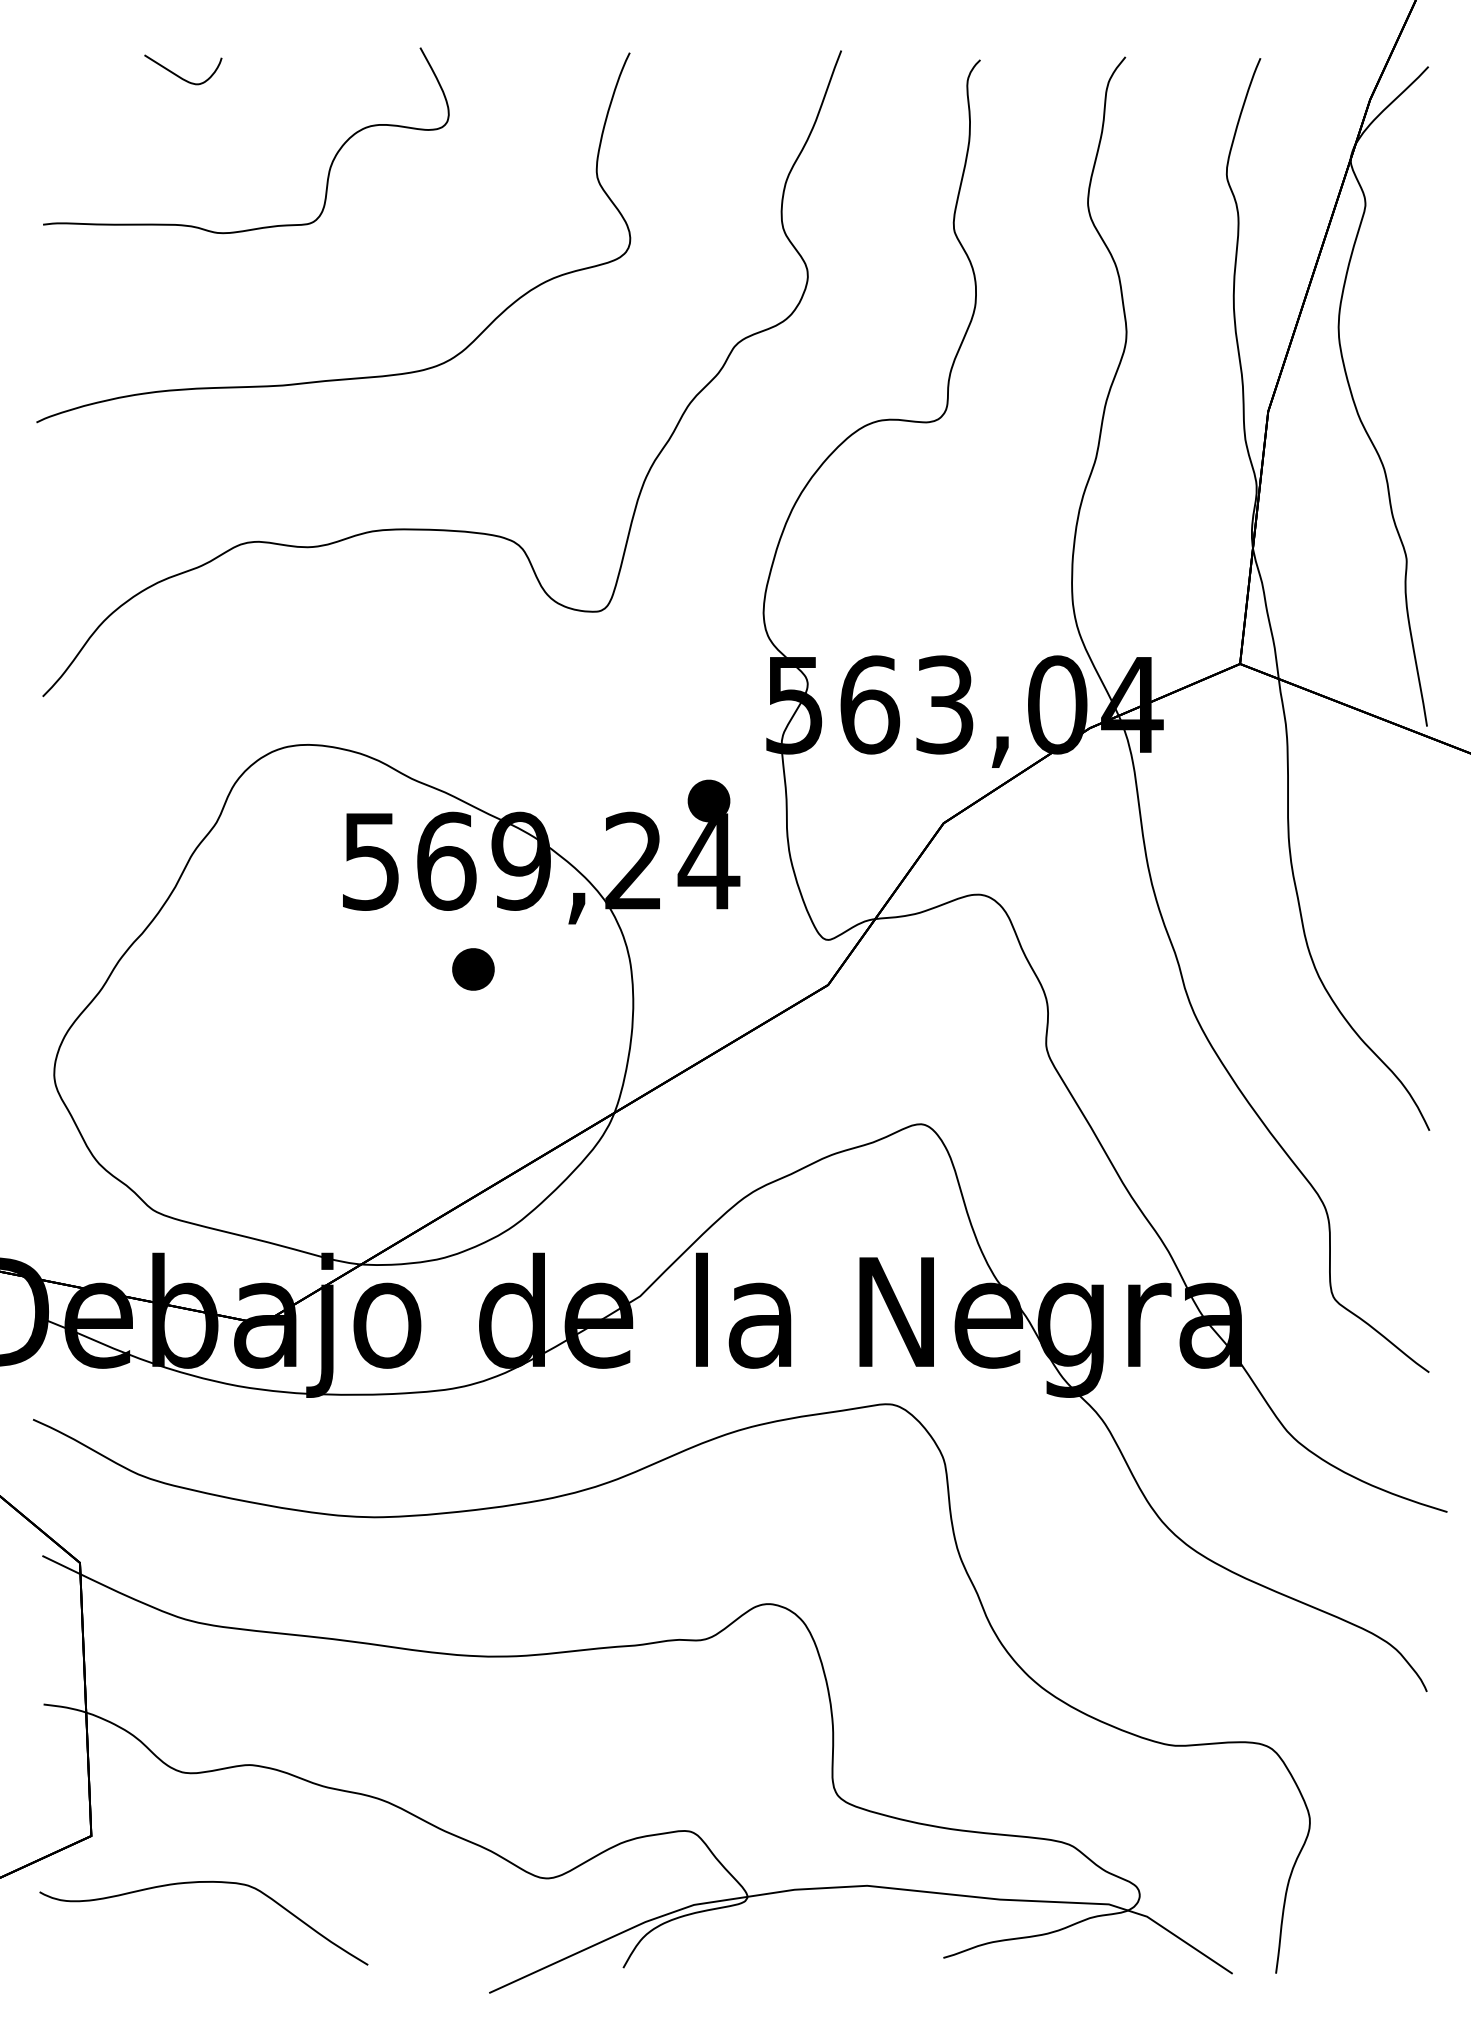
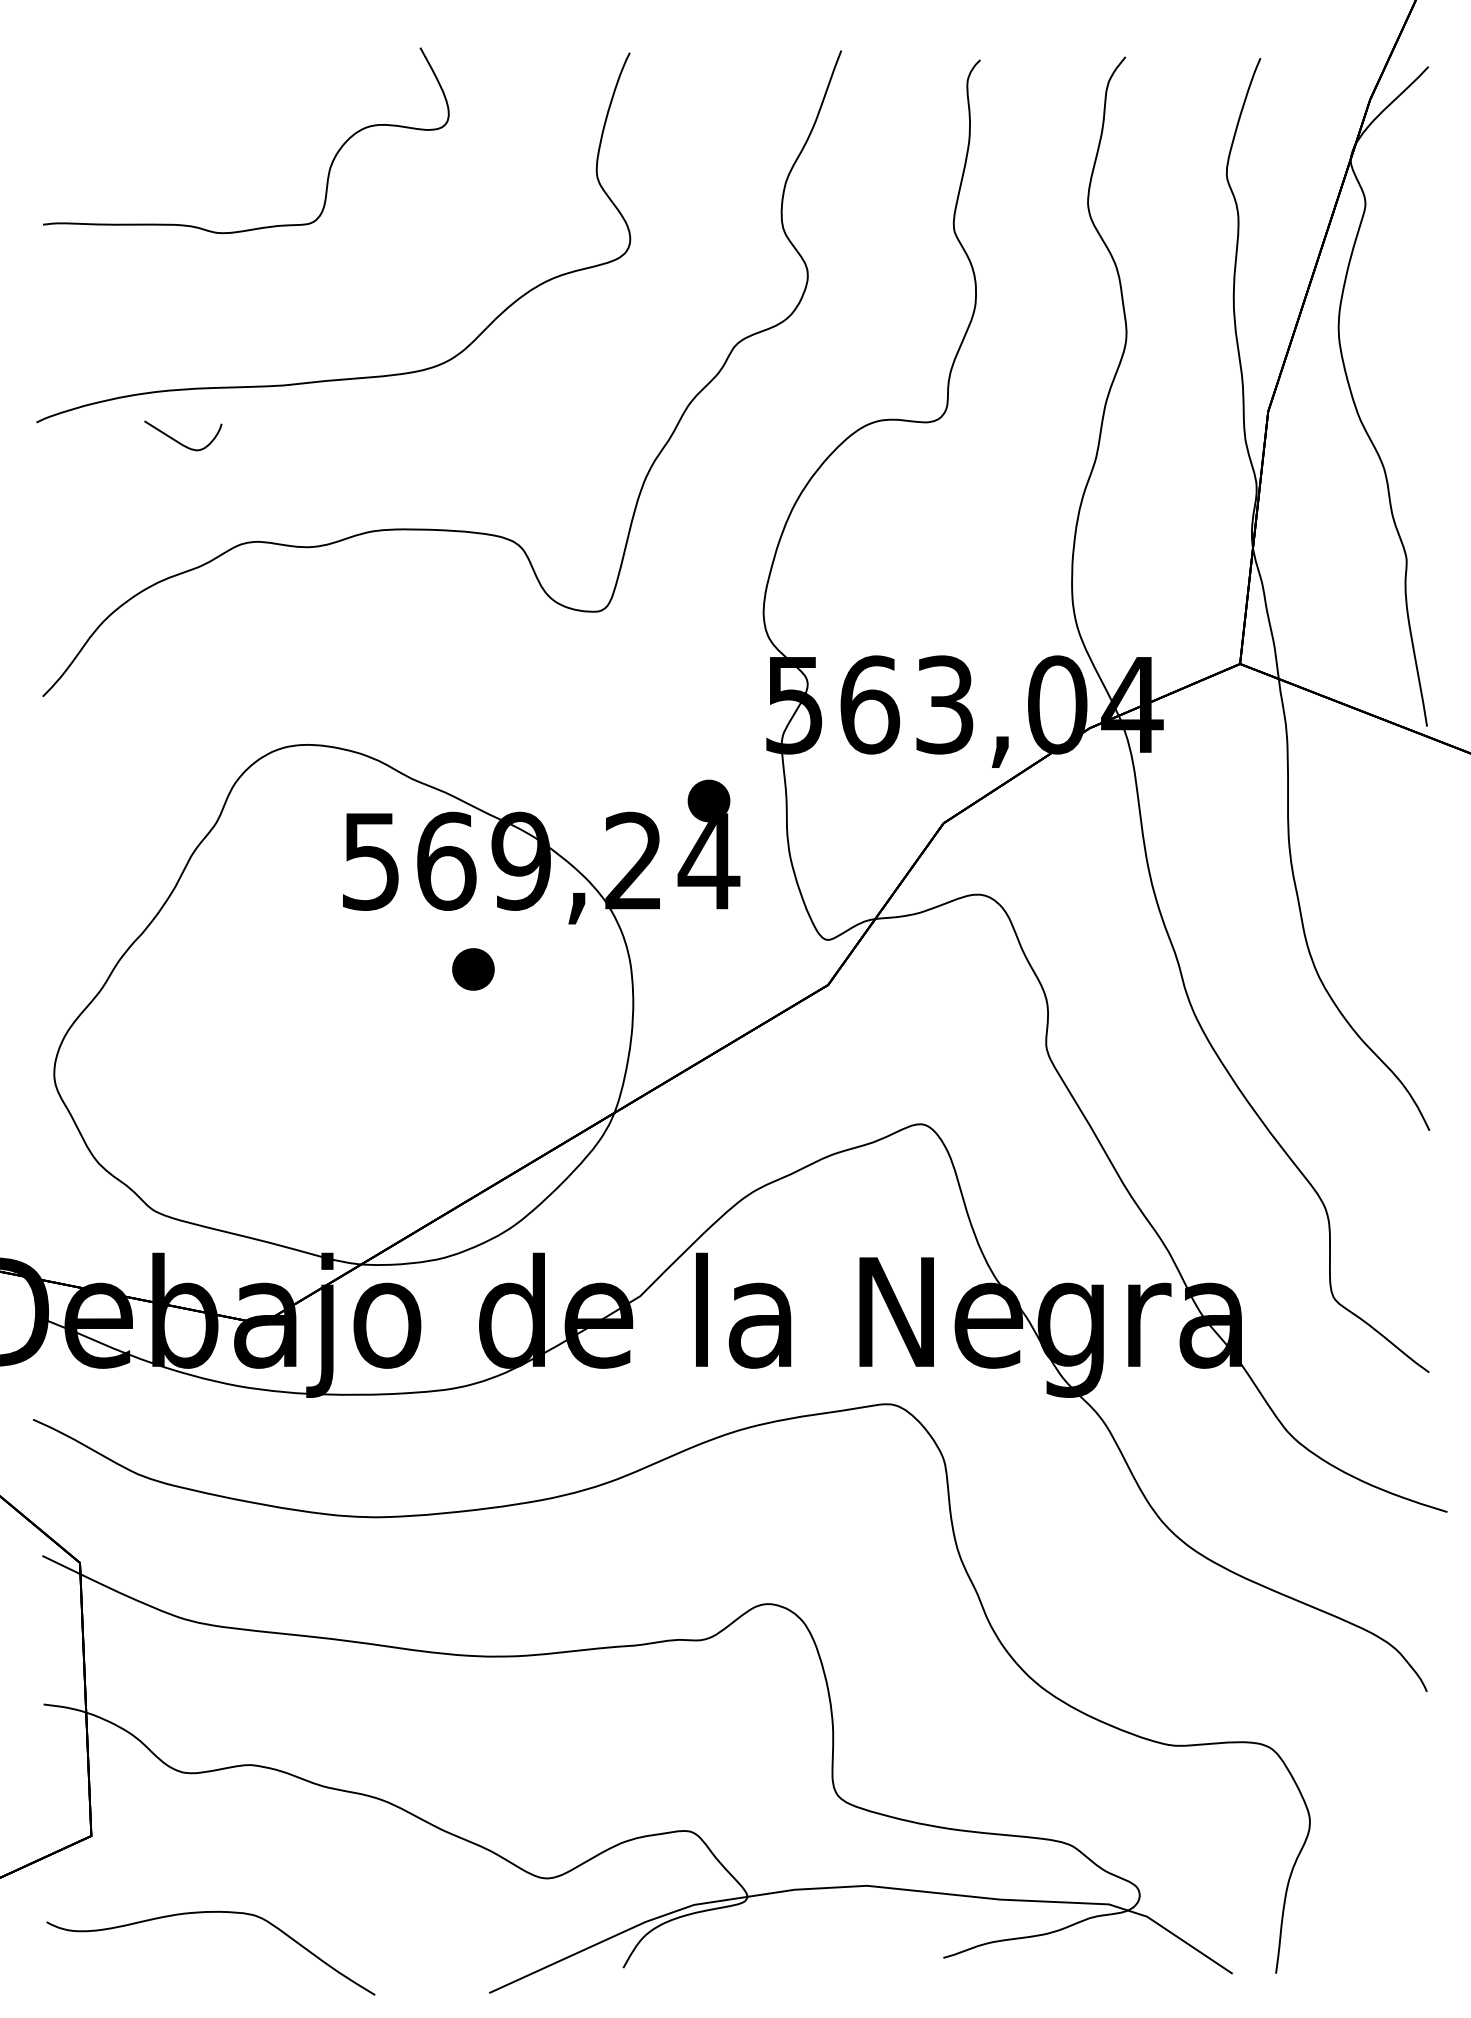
curve position: (180, 76) -> (180, 442) (180, 442)
curve position: (195, 1883) -> (202, 1913) (202, 1913)
